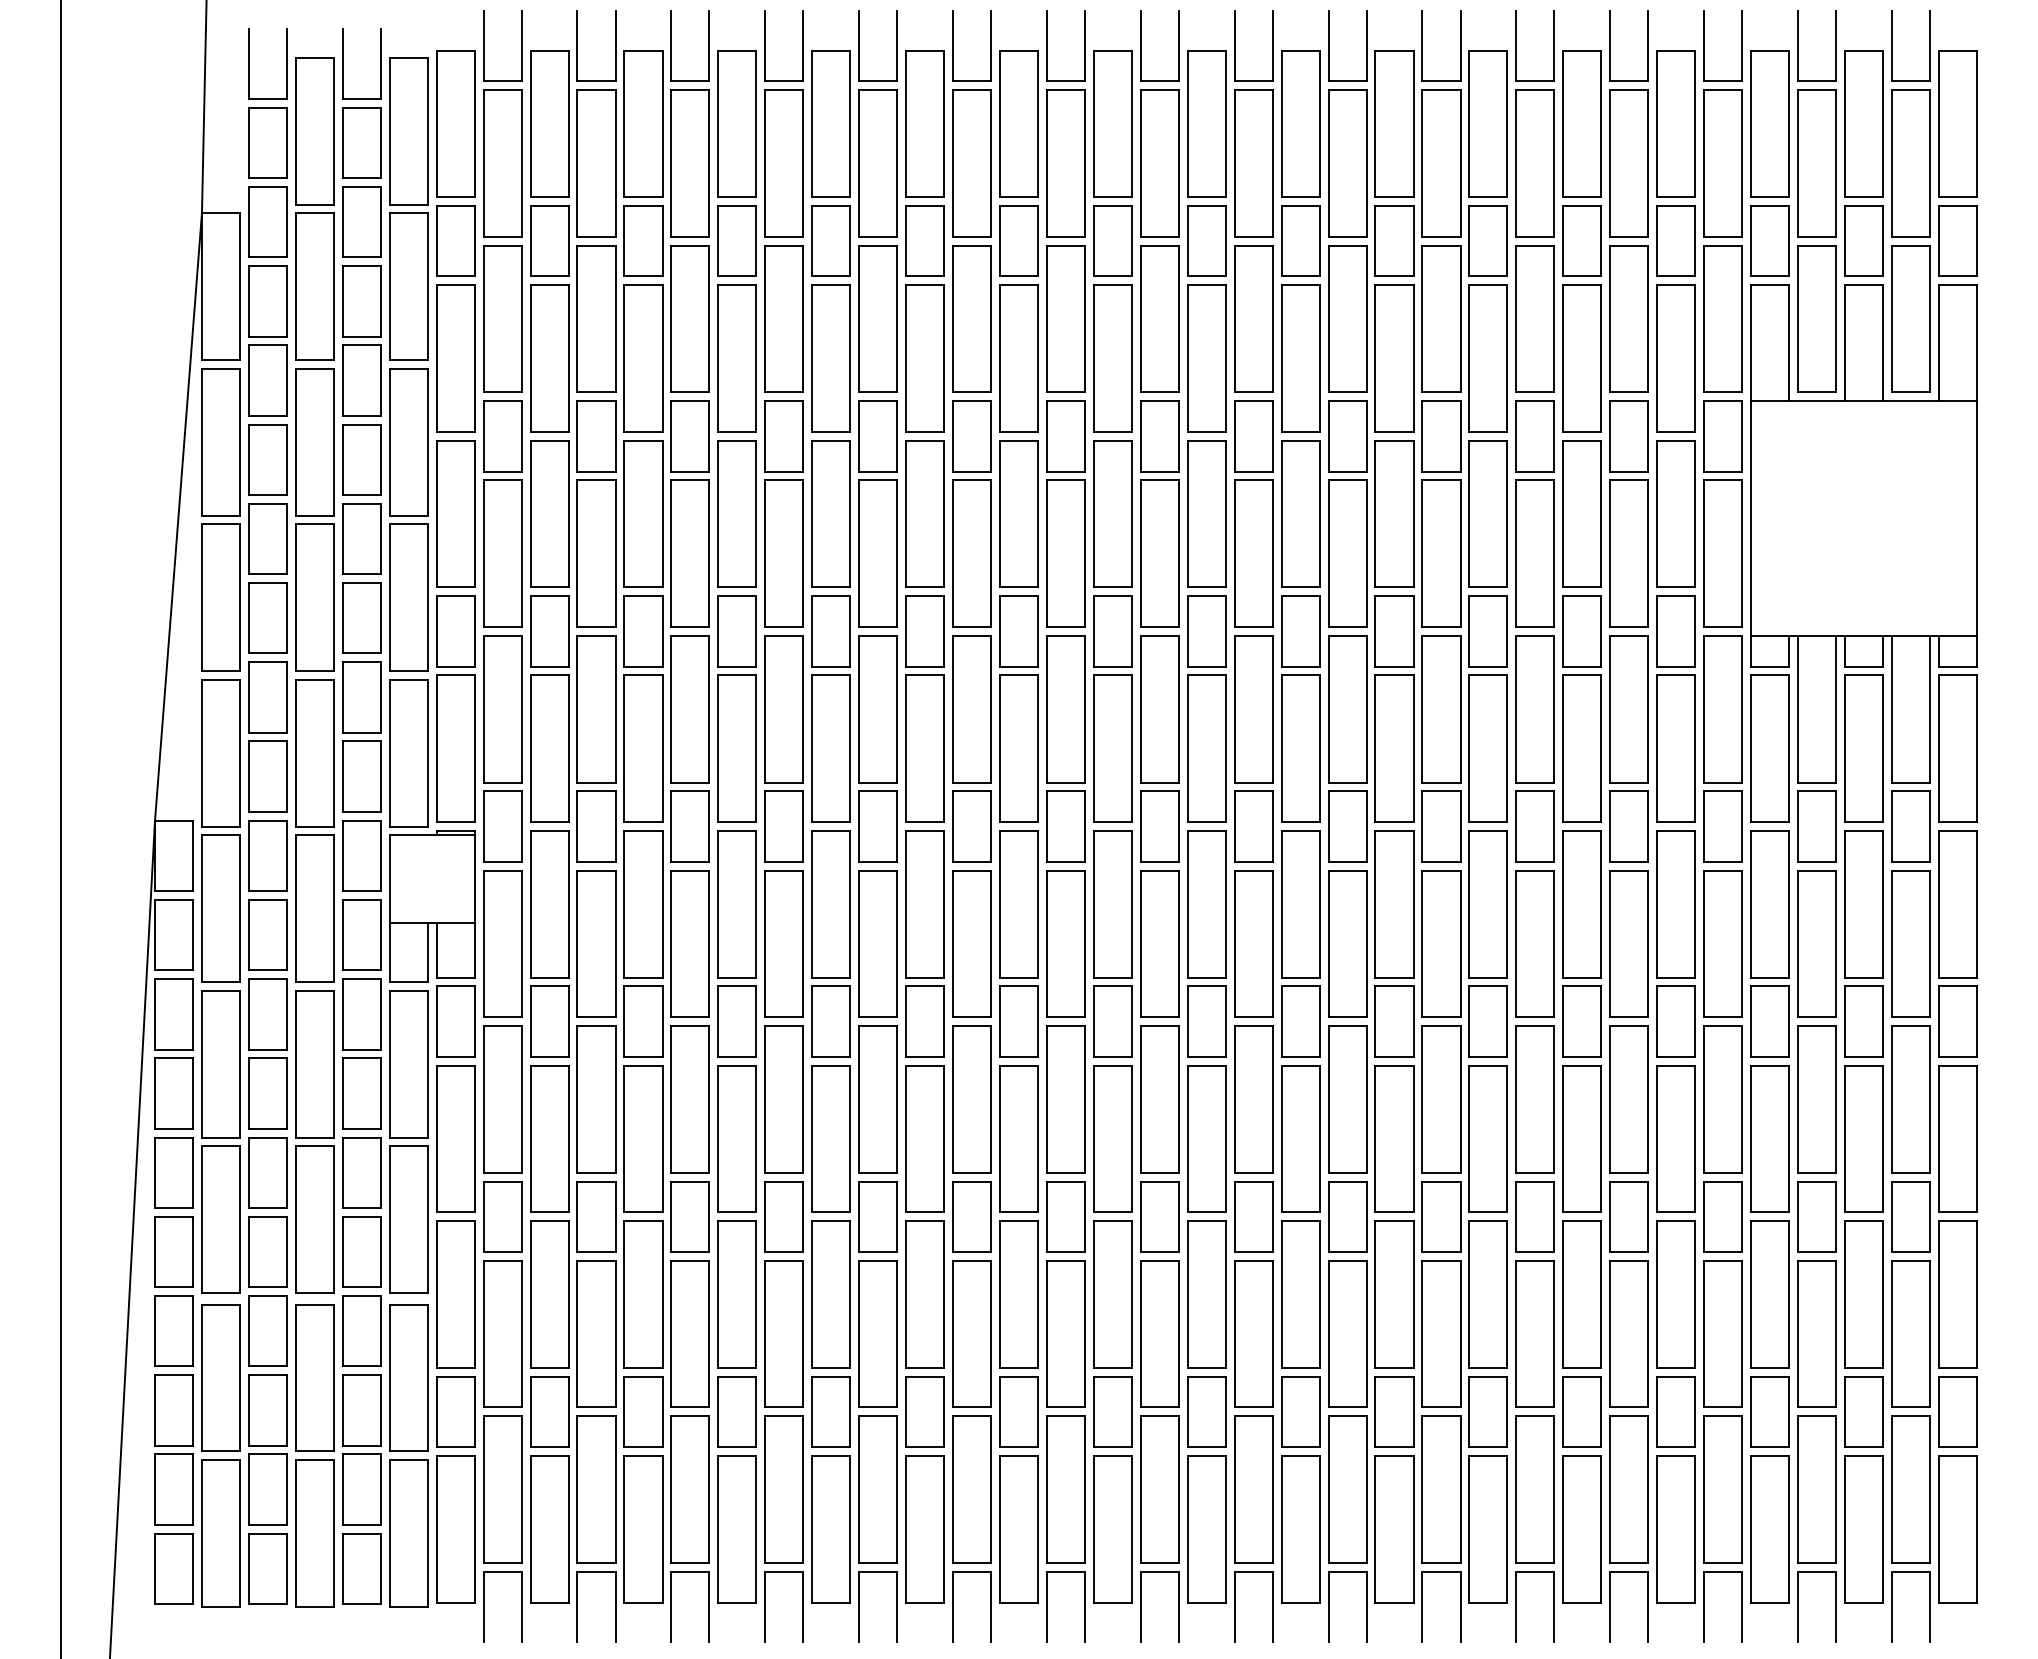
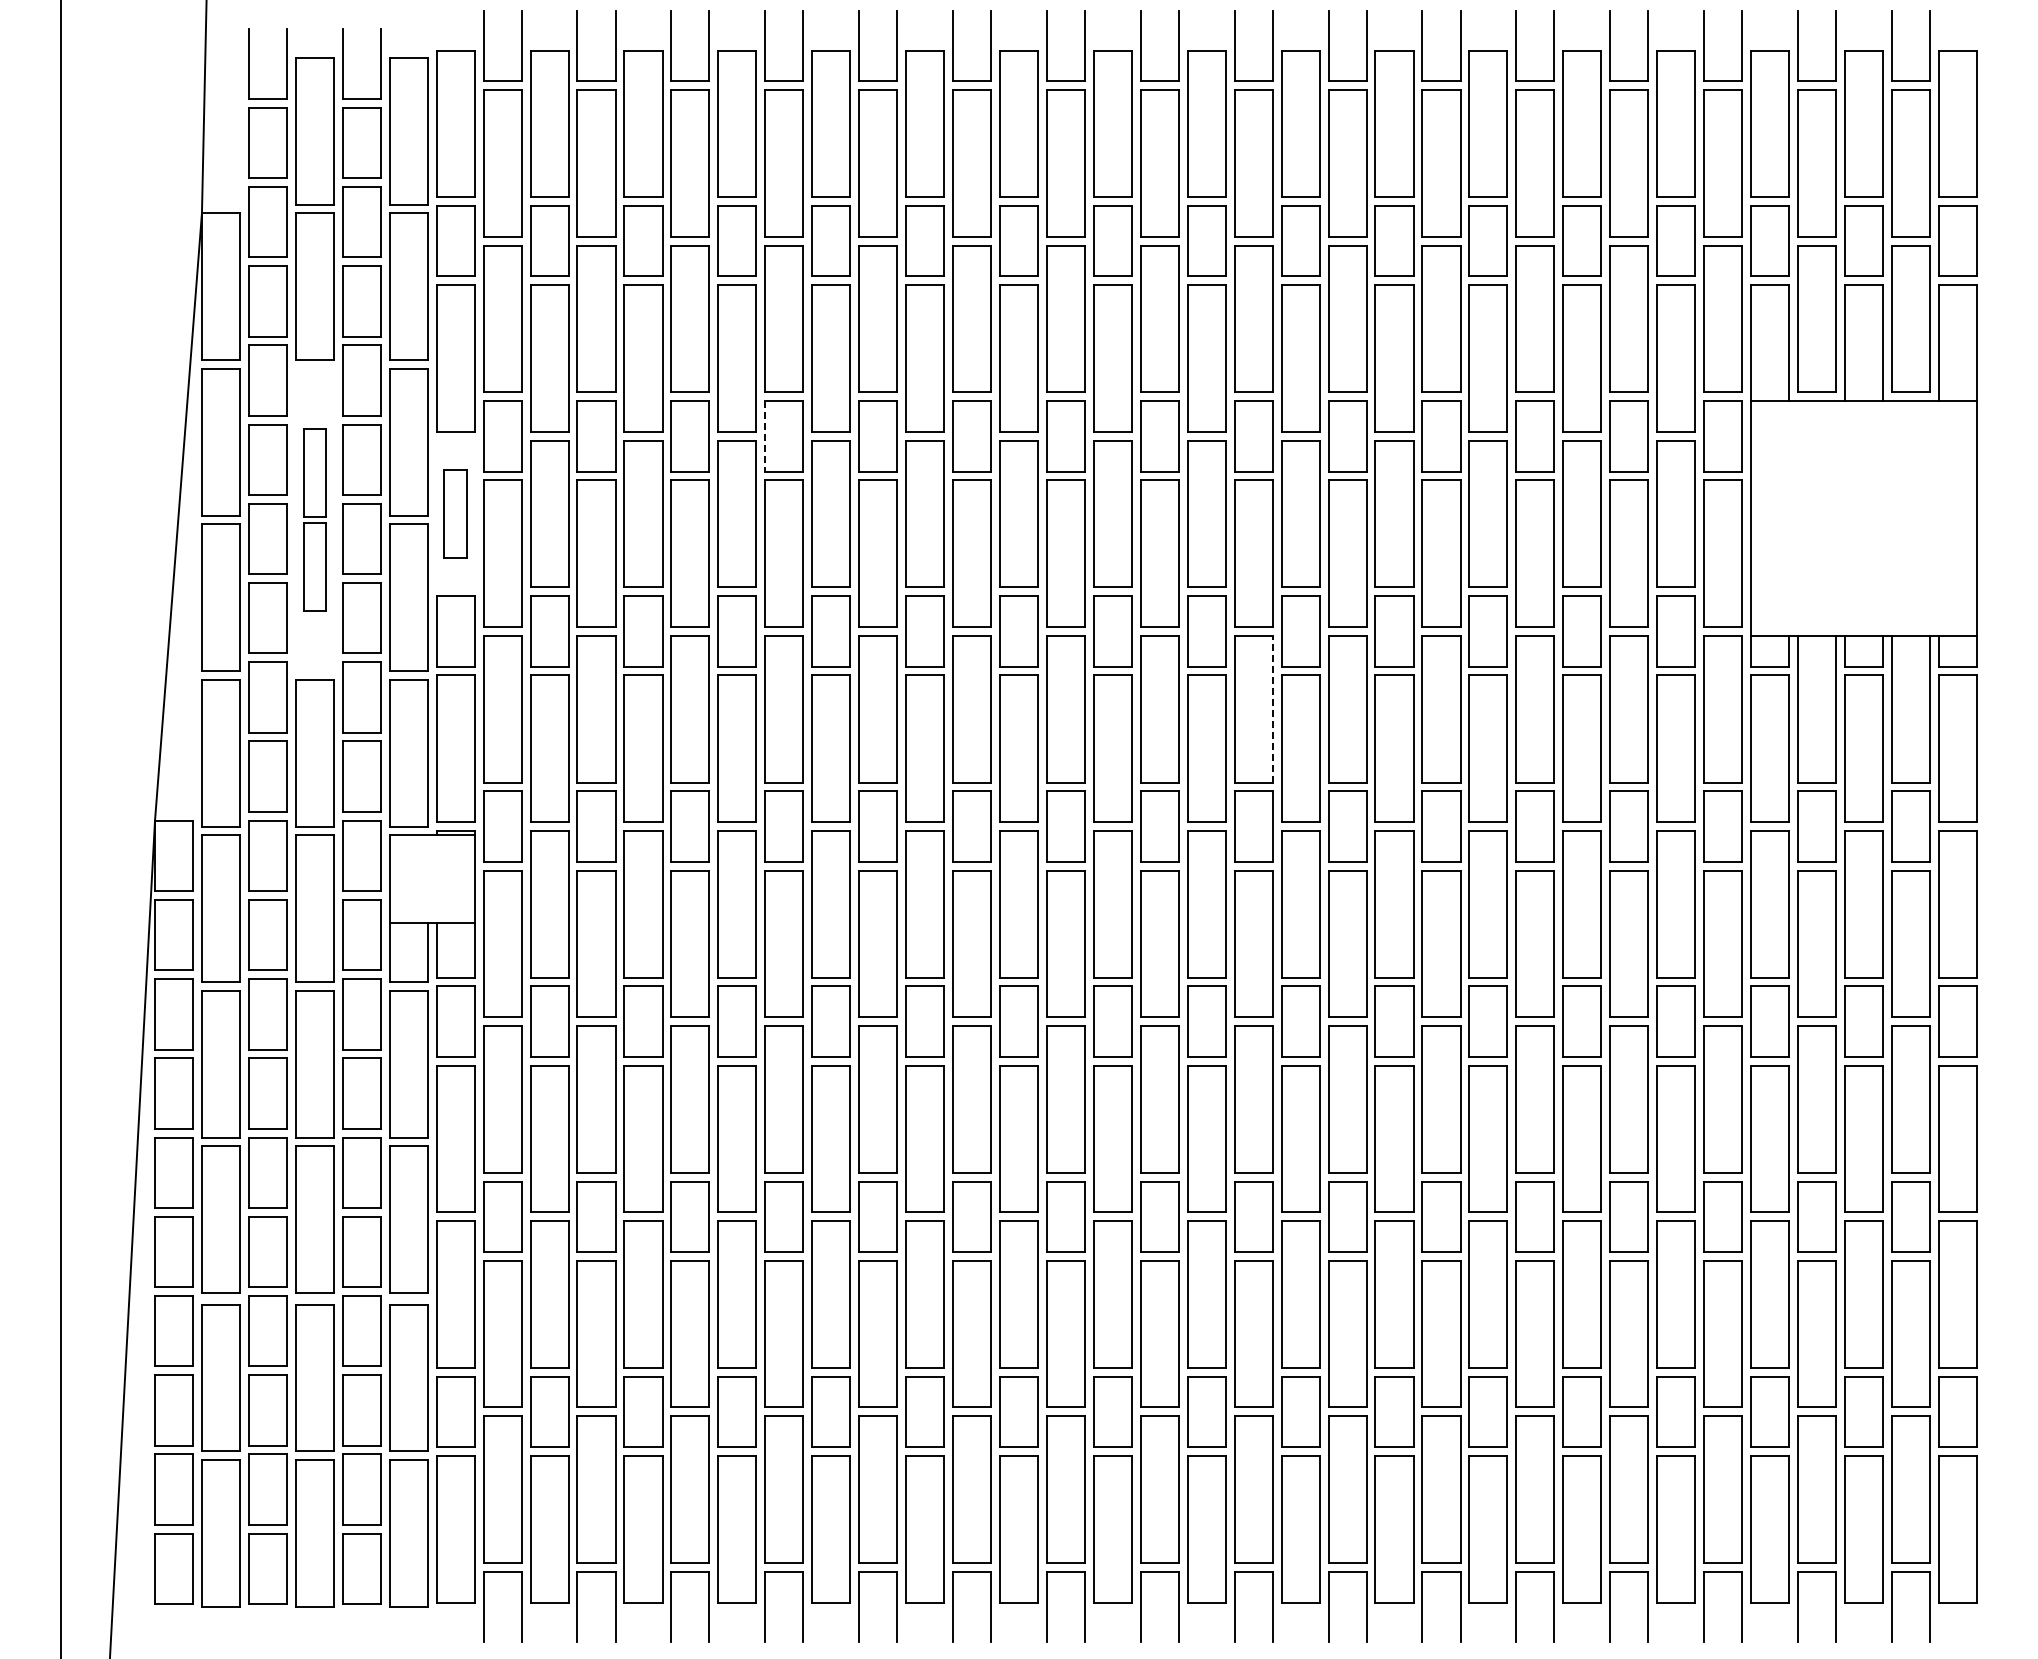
line: solid -> dashed (765, 436)
part size: 40x148 px -> 25x90 px (455, 513)
part size: 40x304 px -> 24x184 px (314, 519)
line: solid -> dashed (1272, 708)
